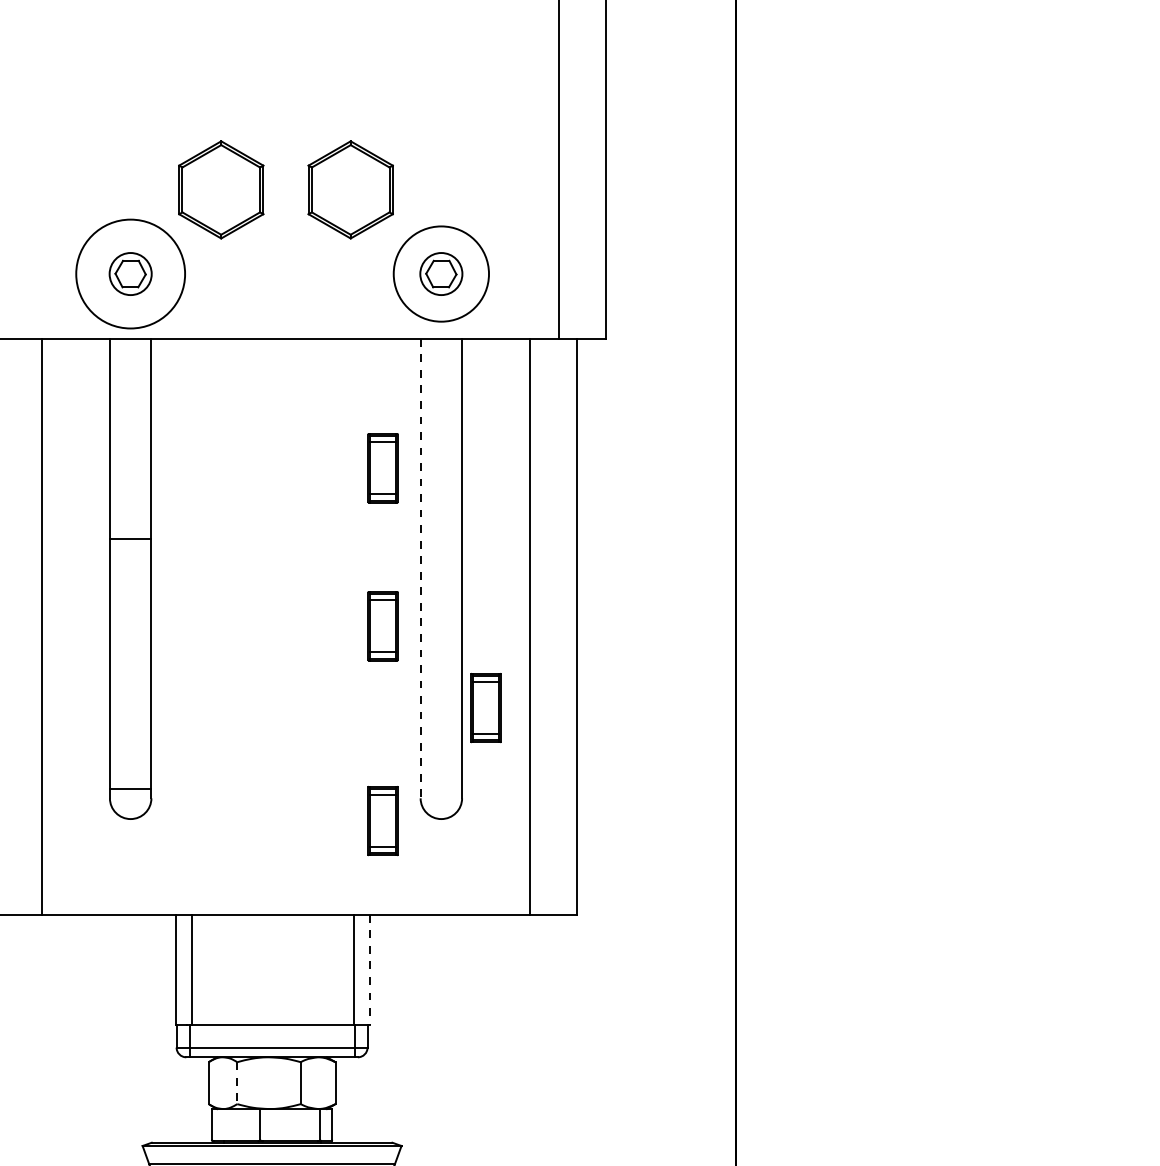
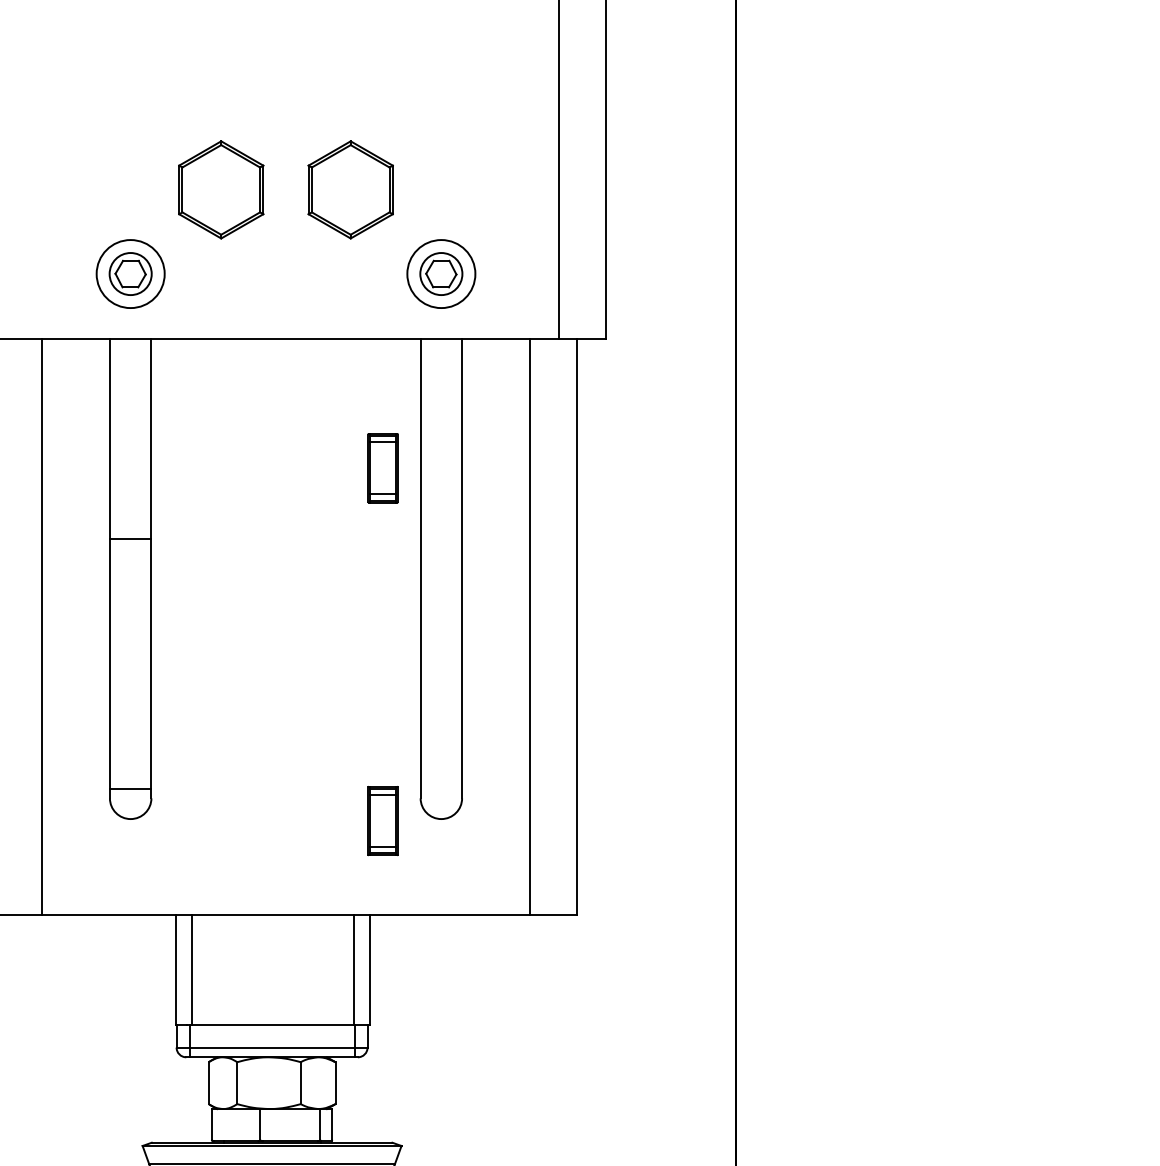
circle diameter: 109 px -> 68 px (130, 274)
circle diameter: 95 px -> 68 px (441, 274)
line: dashed -> solid (420, 568)
part: present -> none (382, 626)
part: present -> none (485, 708)
line: dashed -> solid (370, 970)
line: dashed -> solid (237, 1083)
